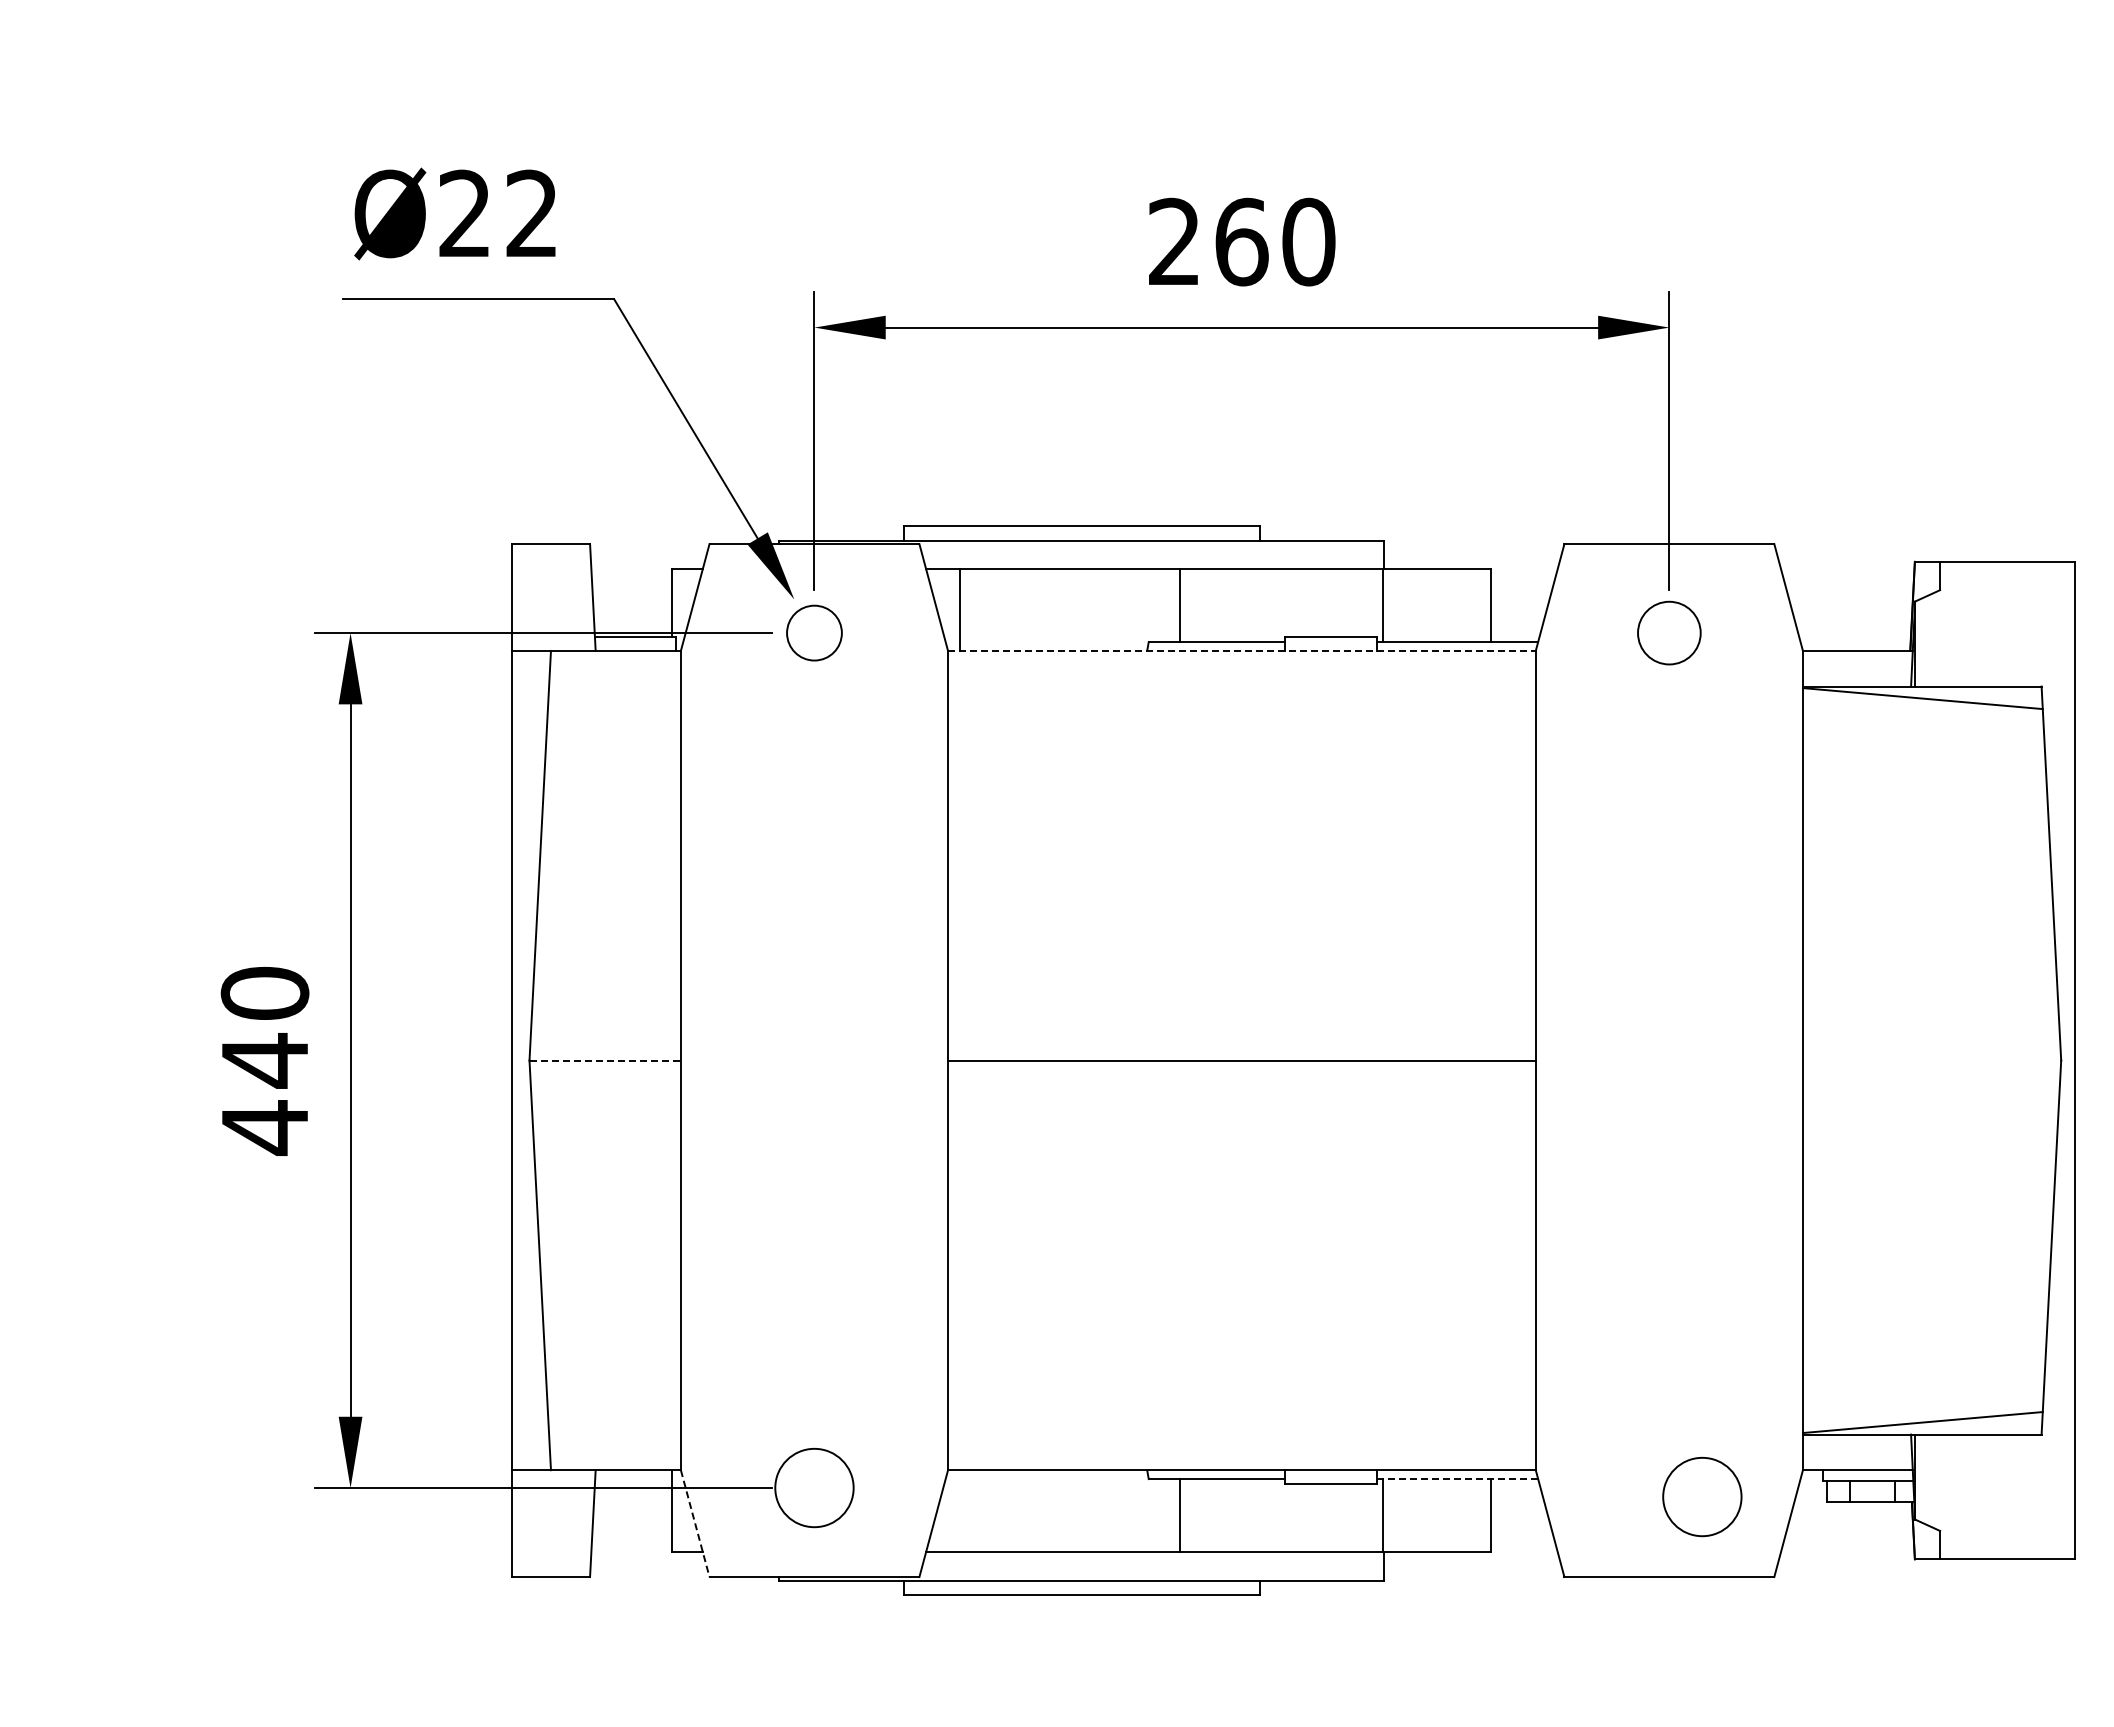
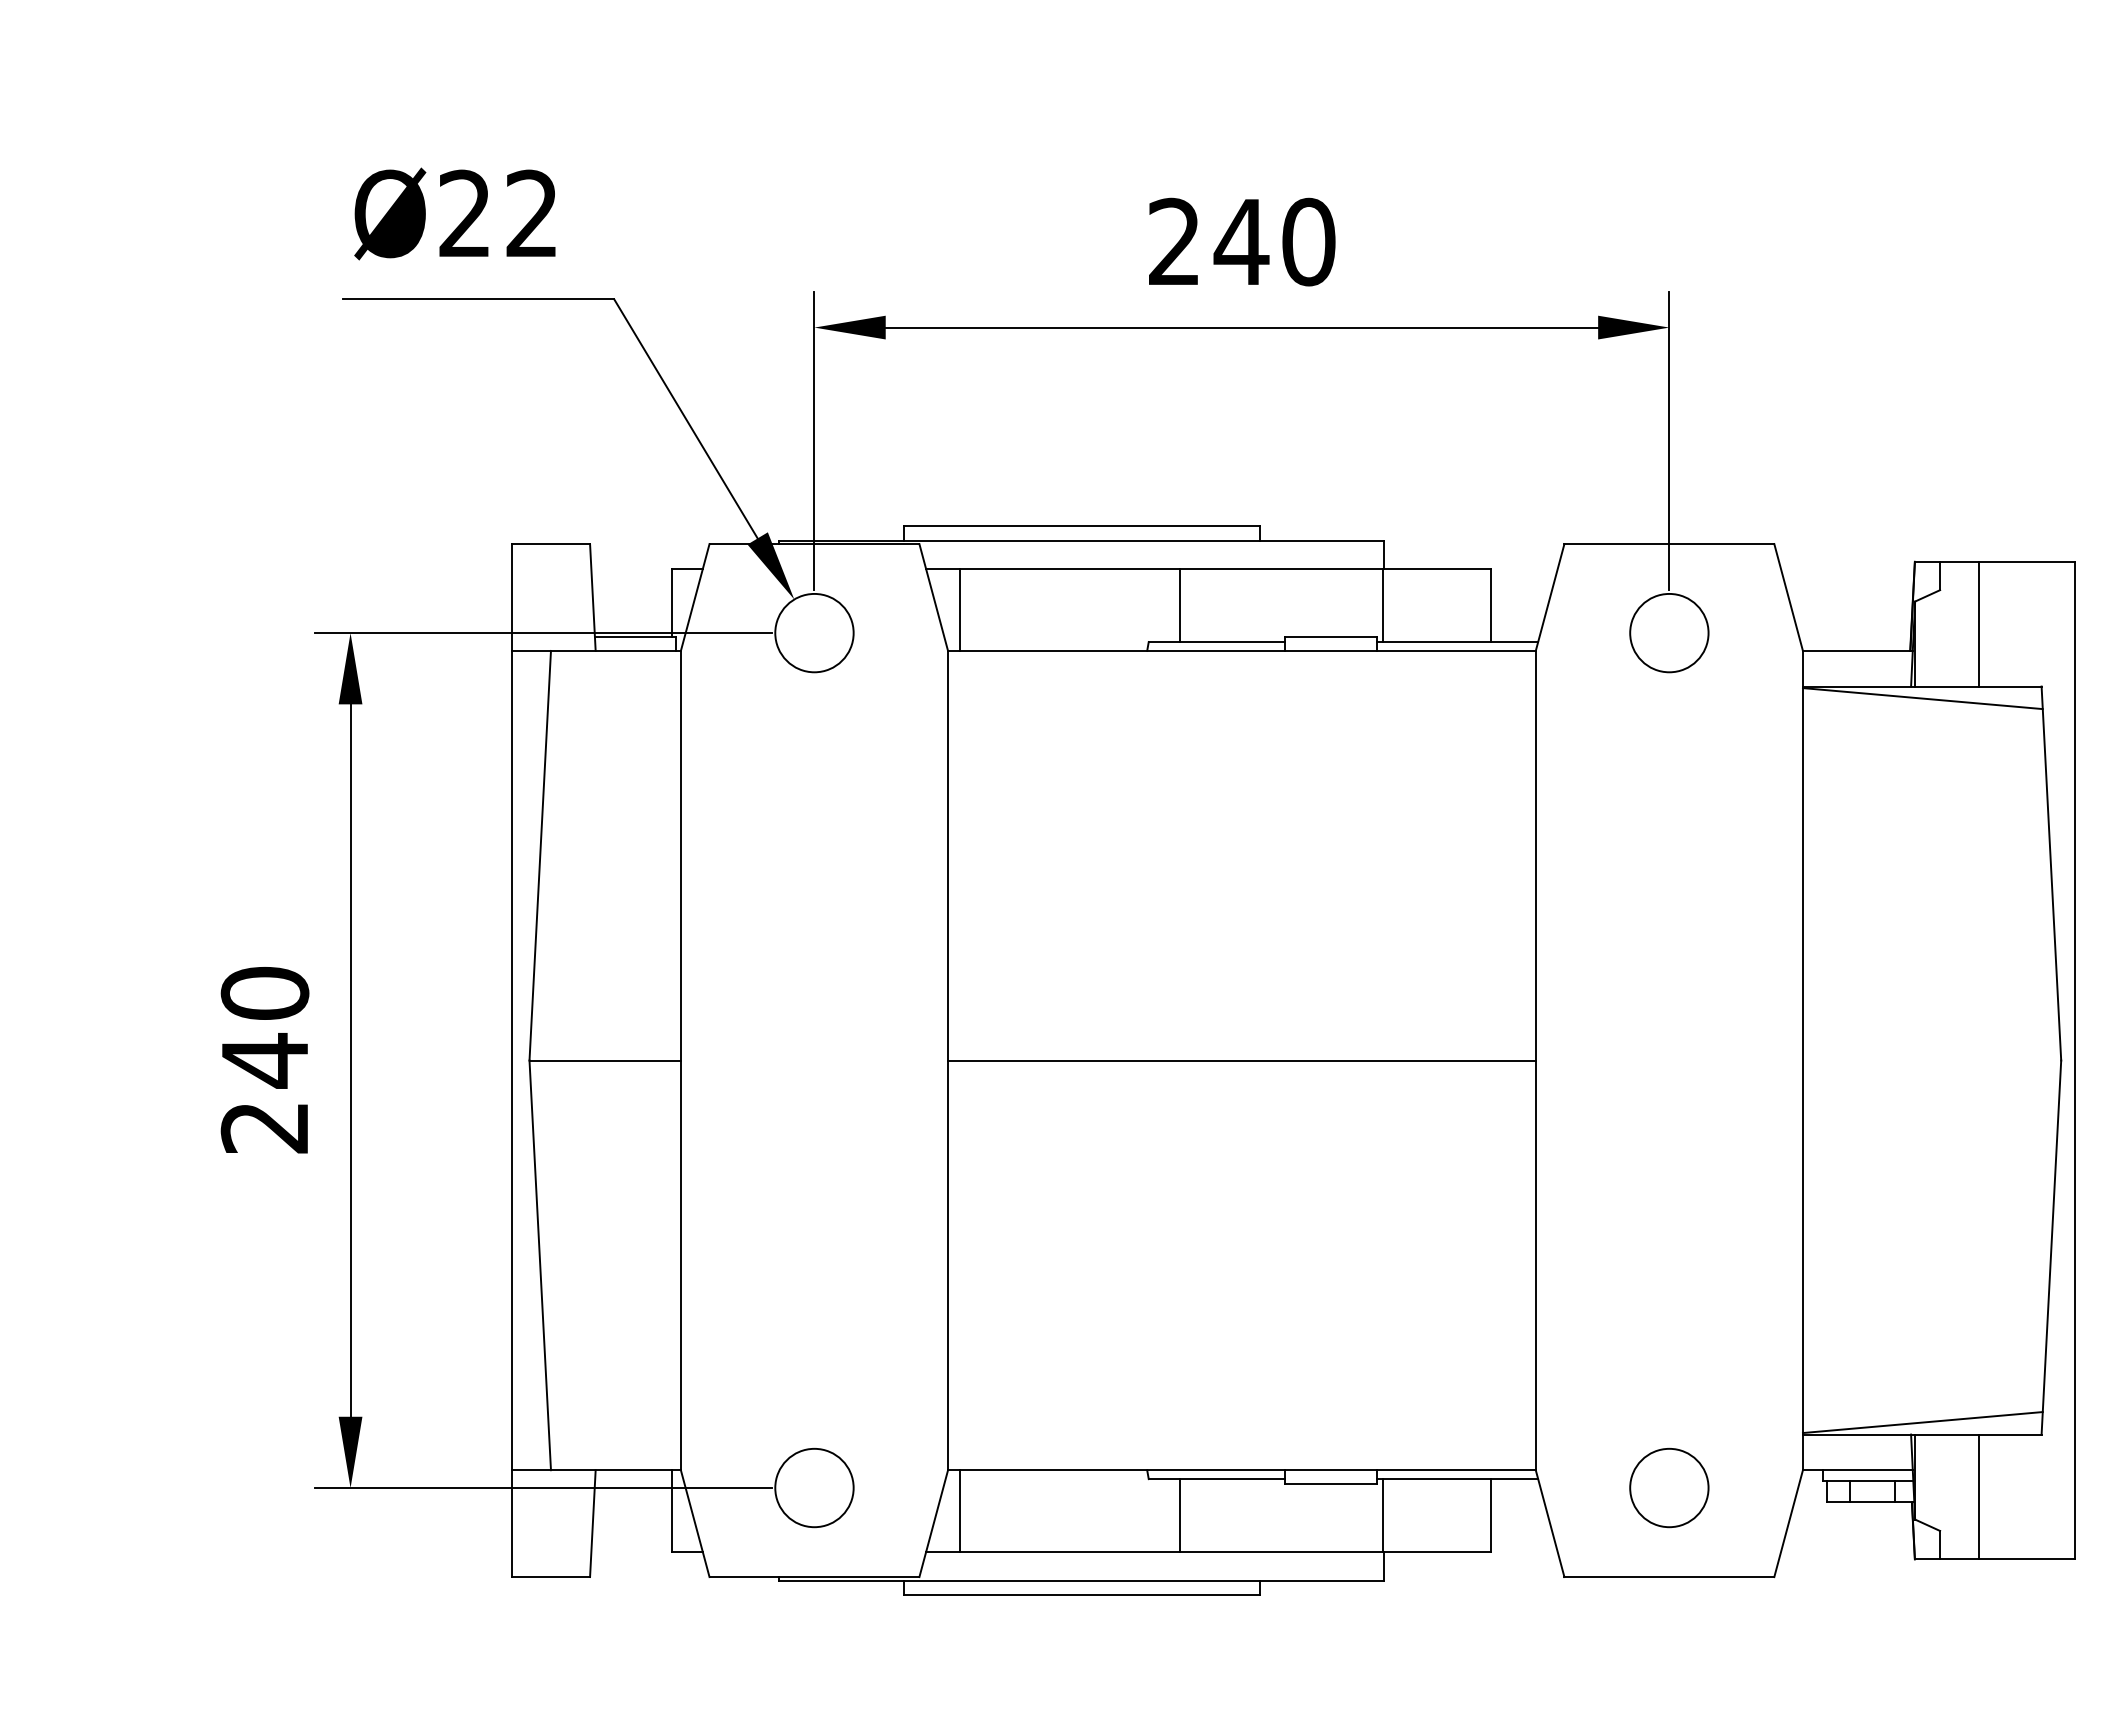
text: 260 -> 240 (1241, 241)
line: none -> present (1979, 623)
circle diameter: 55 px -> 78 px (814, 632)
circle diameter: 63 px -> 78 px (1669, 632)
line: dashed -> solid (1241, 650)
line: dashed -> solid (605, 1060)
text: 440 -> 240 (263, 1127)
line: dashed -> solid (1458, 1479)
circle position: (1702, 1496) -> (1669, 1487) (1669, 1487)
line: none -> present (1979, 1496)
line: none -> present (959, 1511)
line: dashed -> solid (695, 1524)
